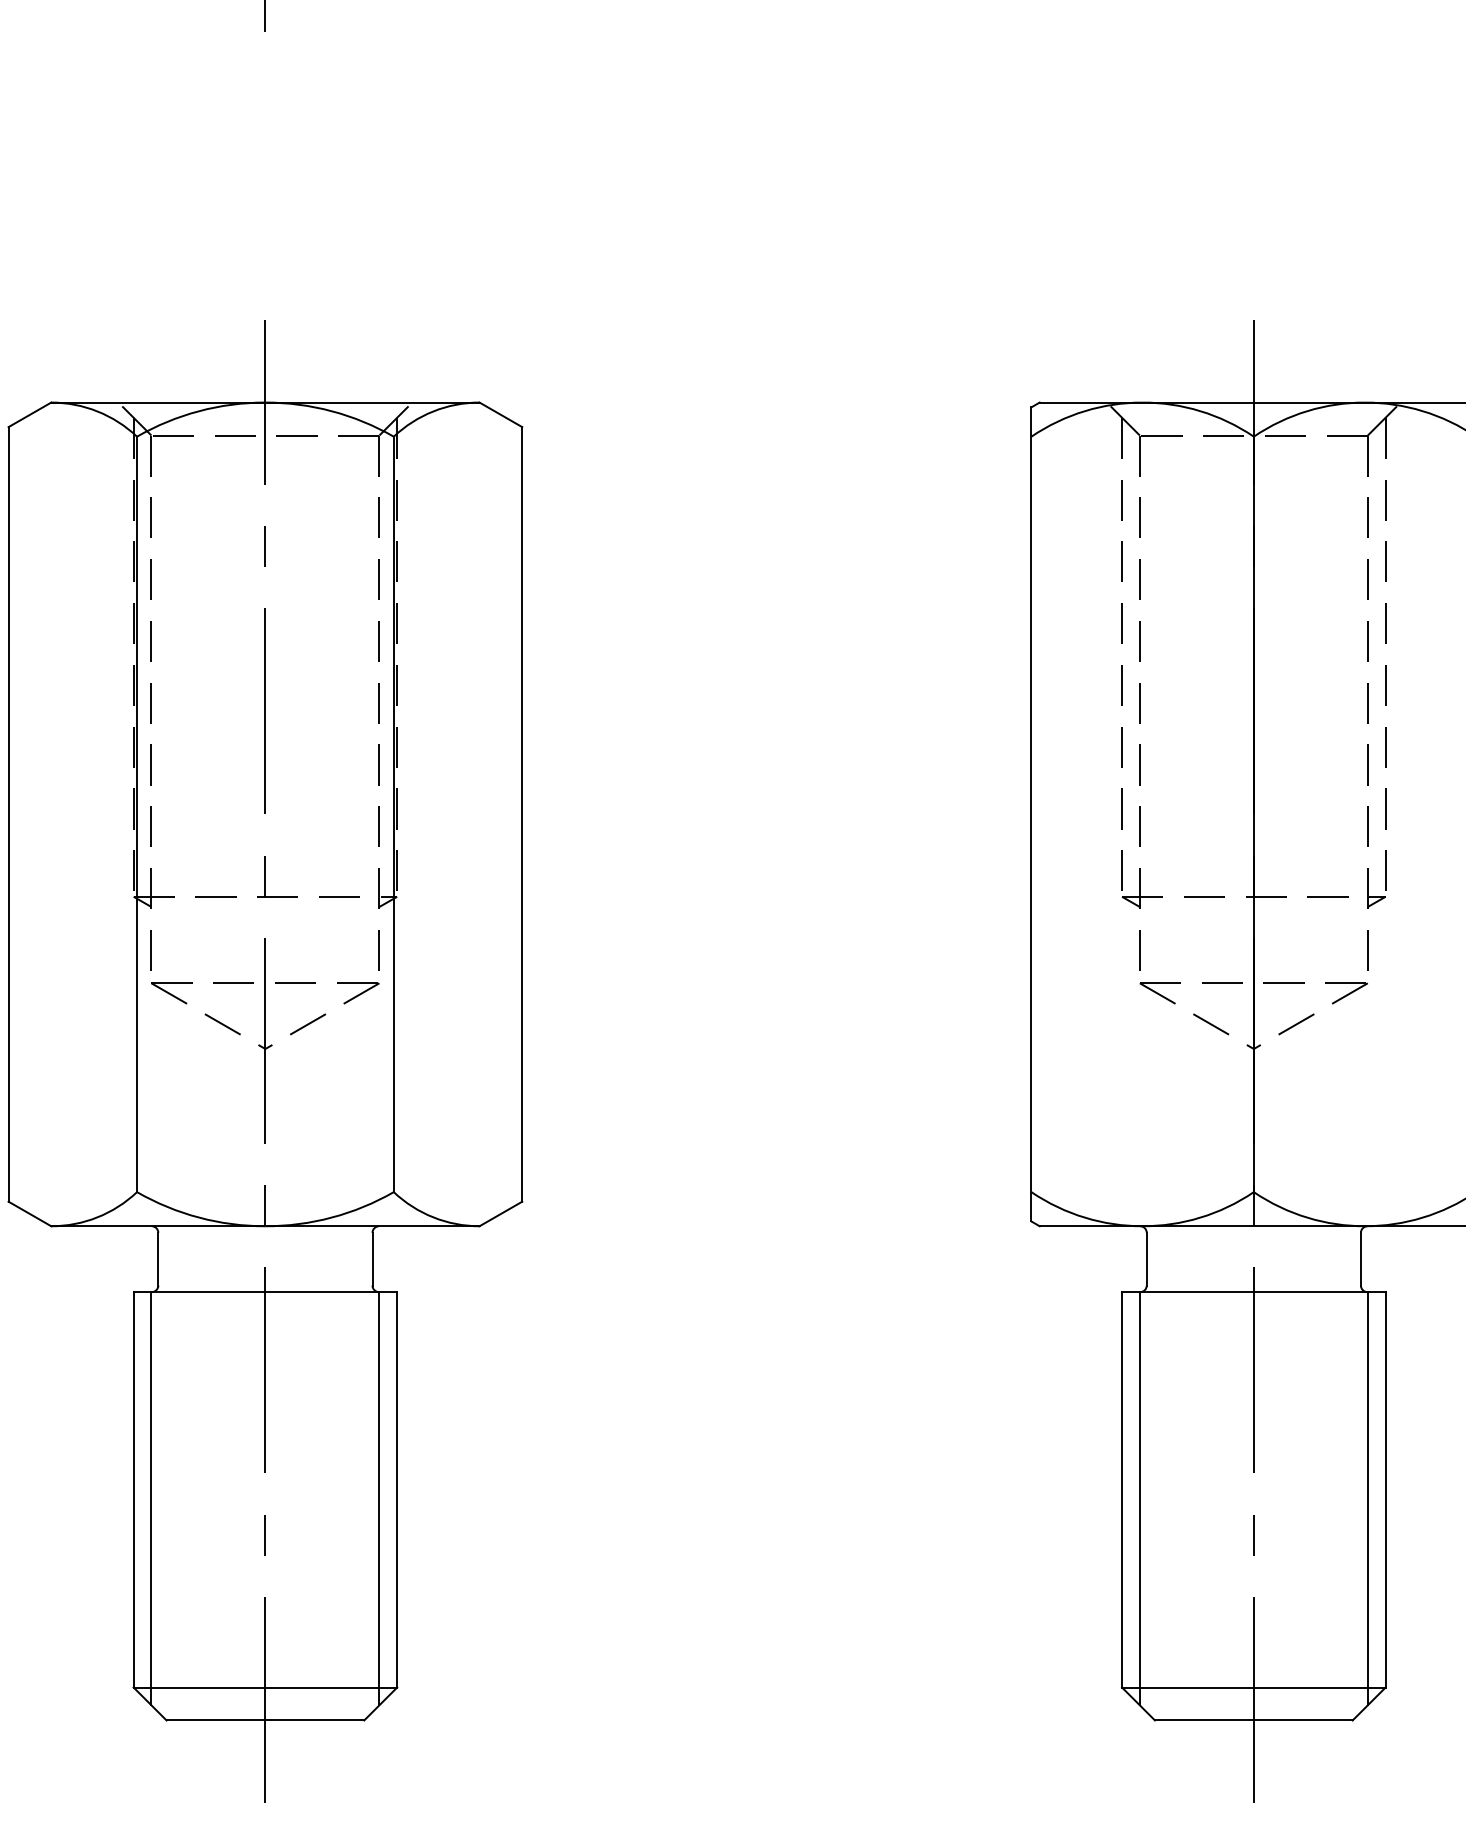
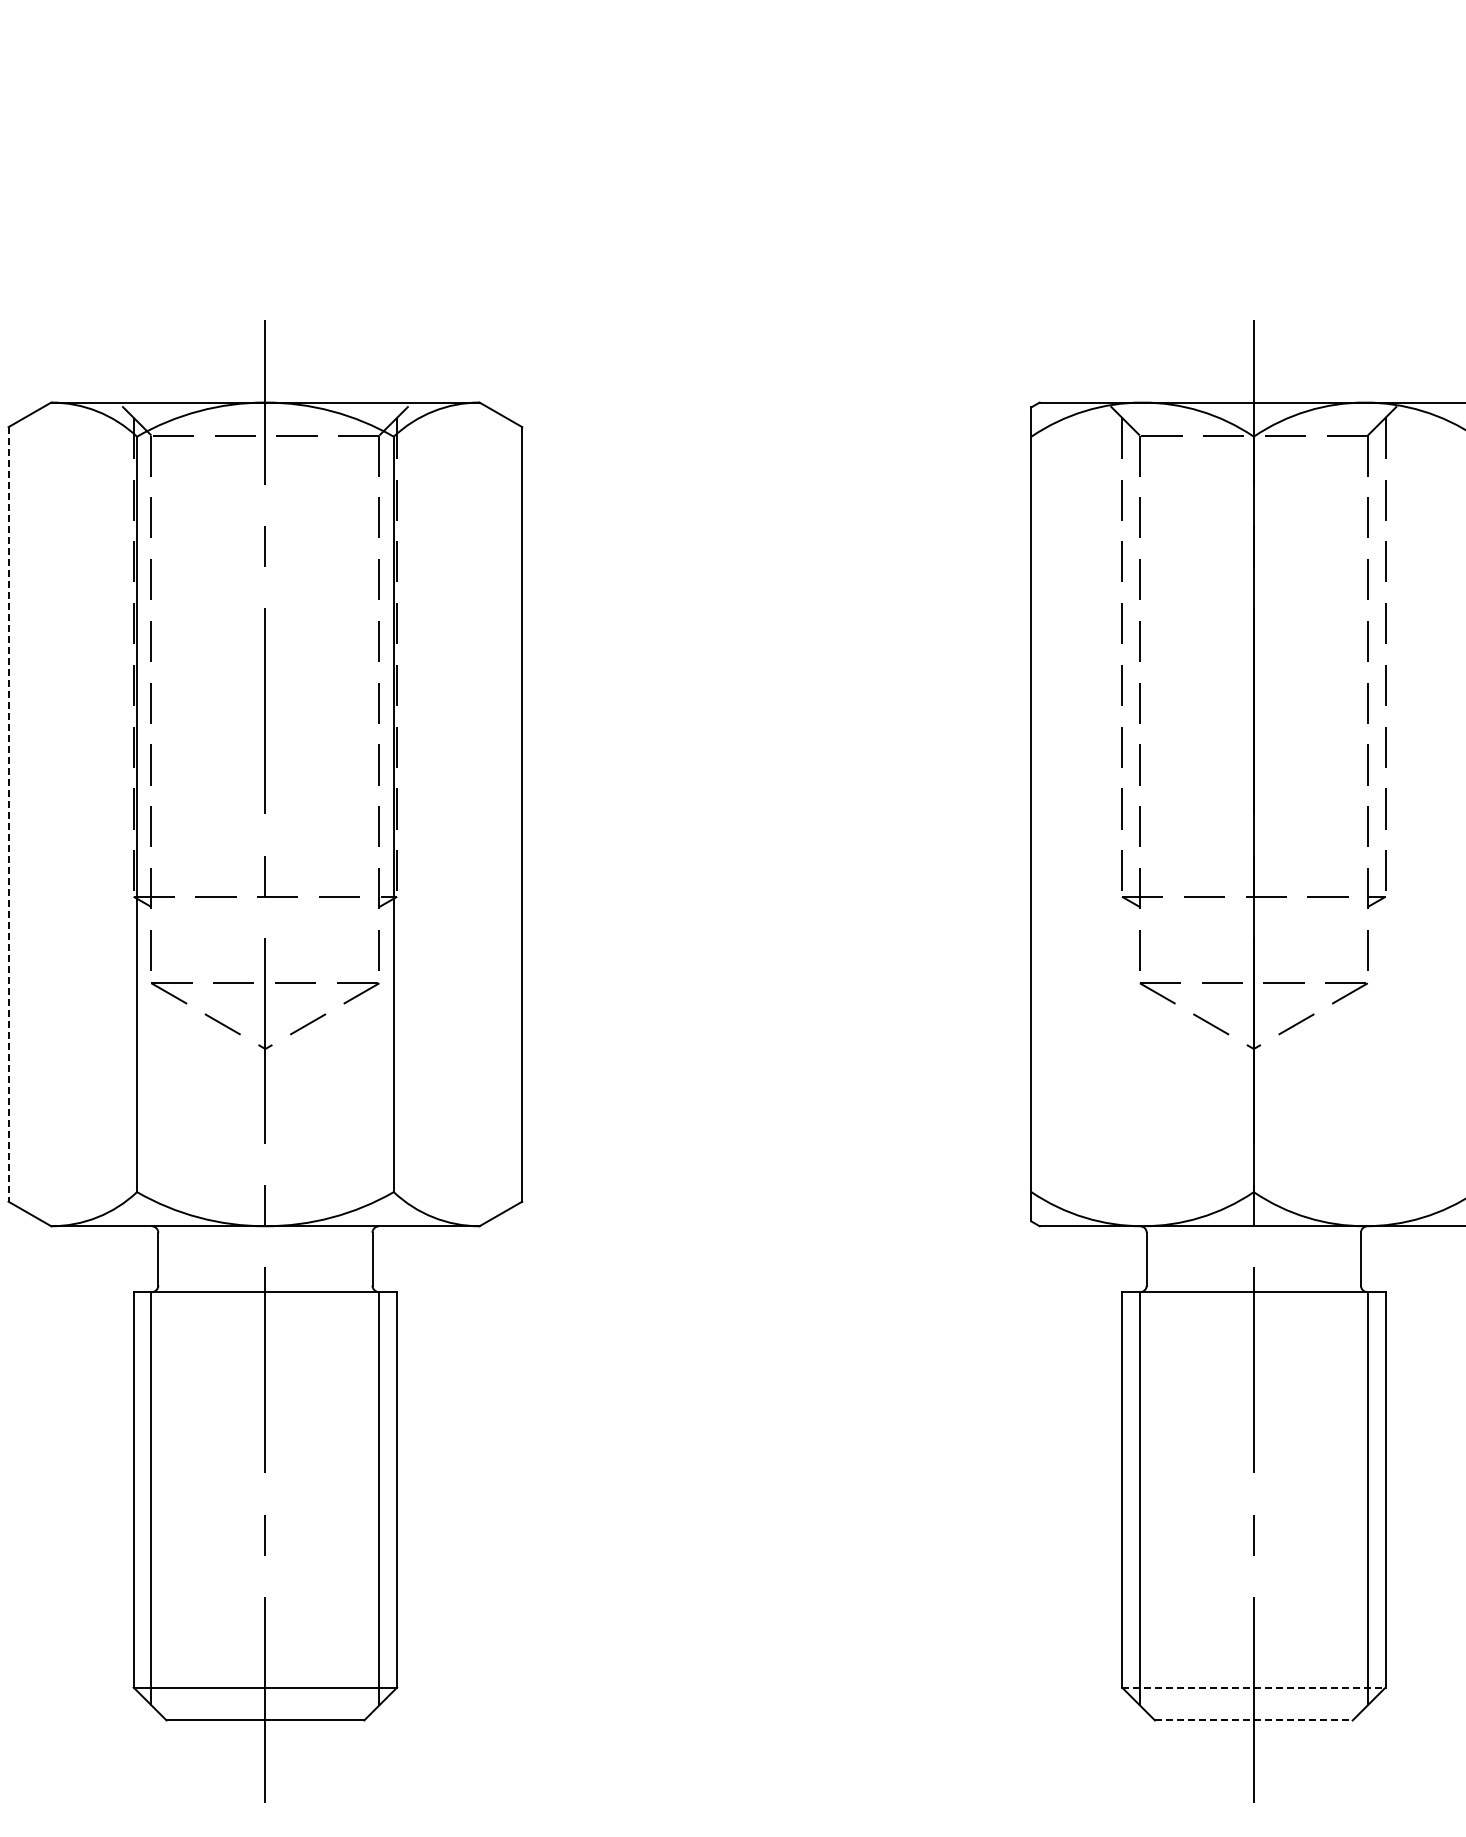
line: present -> none (265, 16)
line: solid -> dashed (8, 814)
line: solid -> dashed (1253, 1687)
line: solid -> dashed (1253, 1720)
